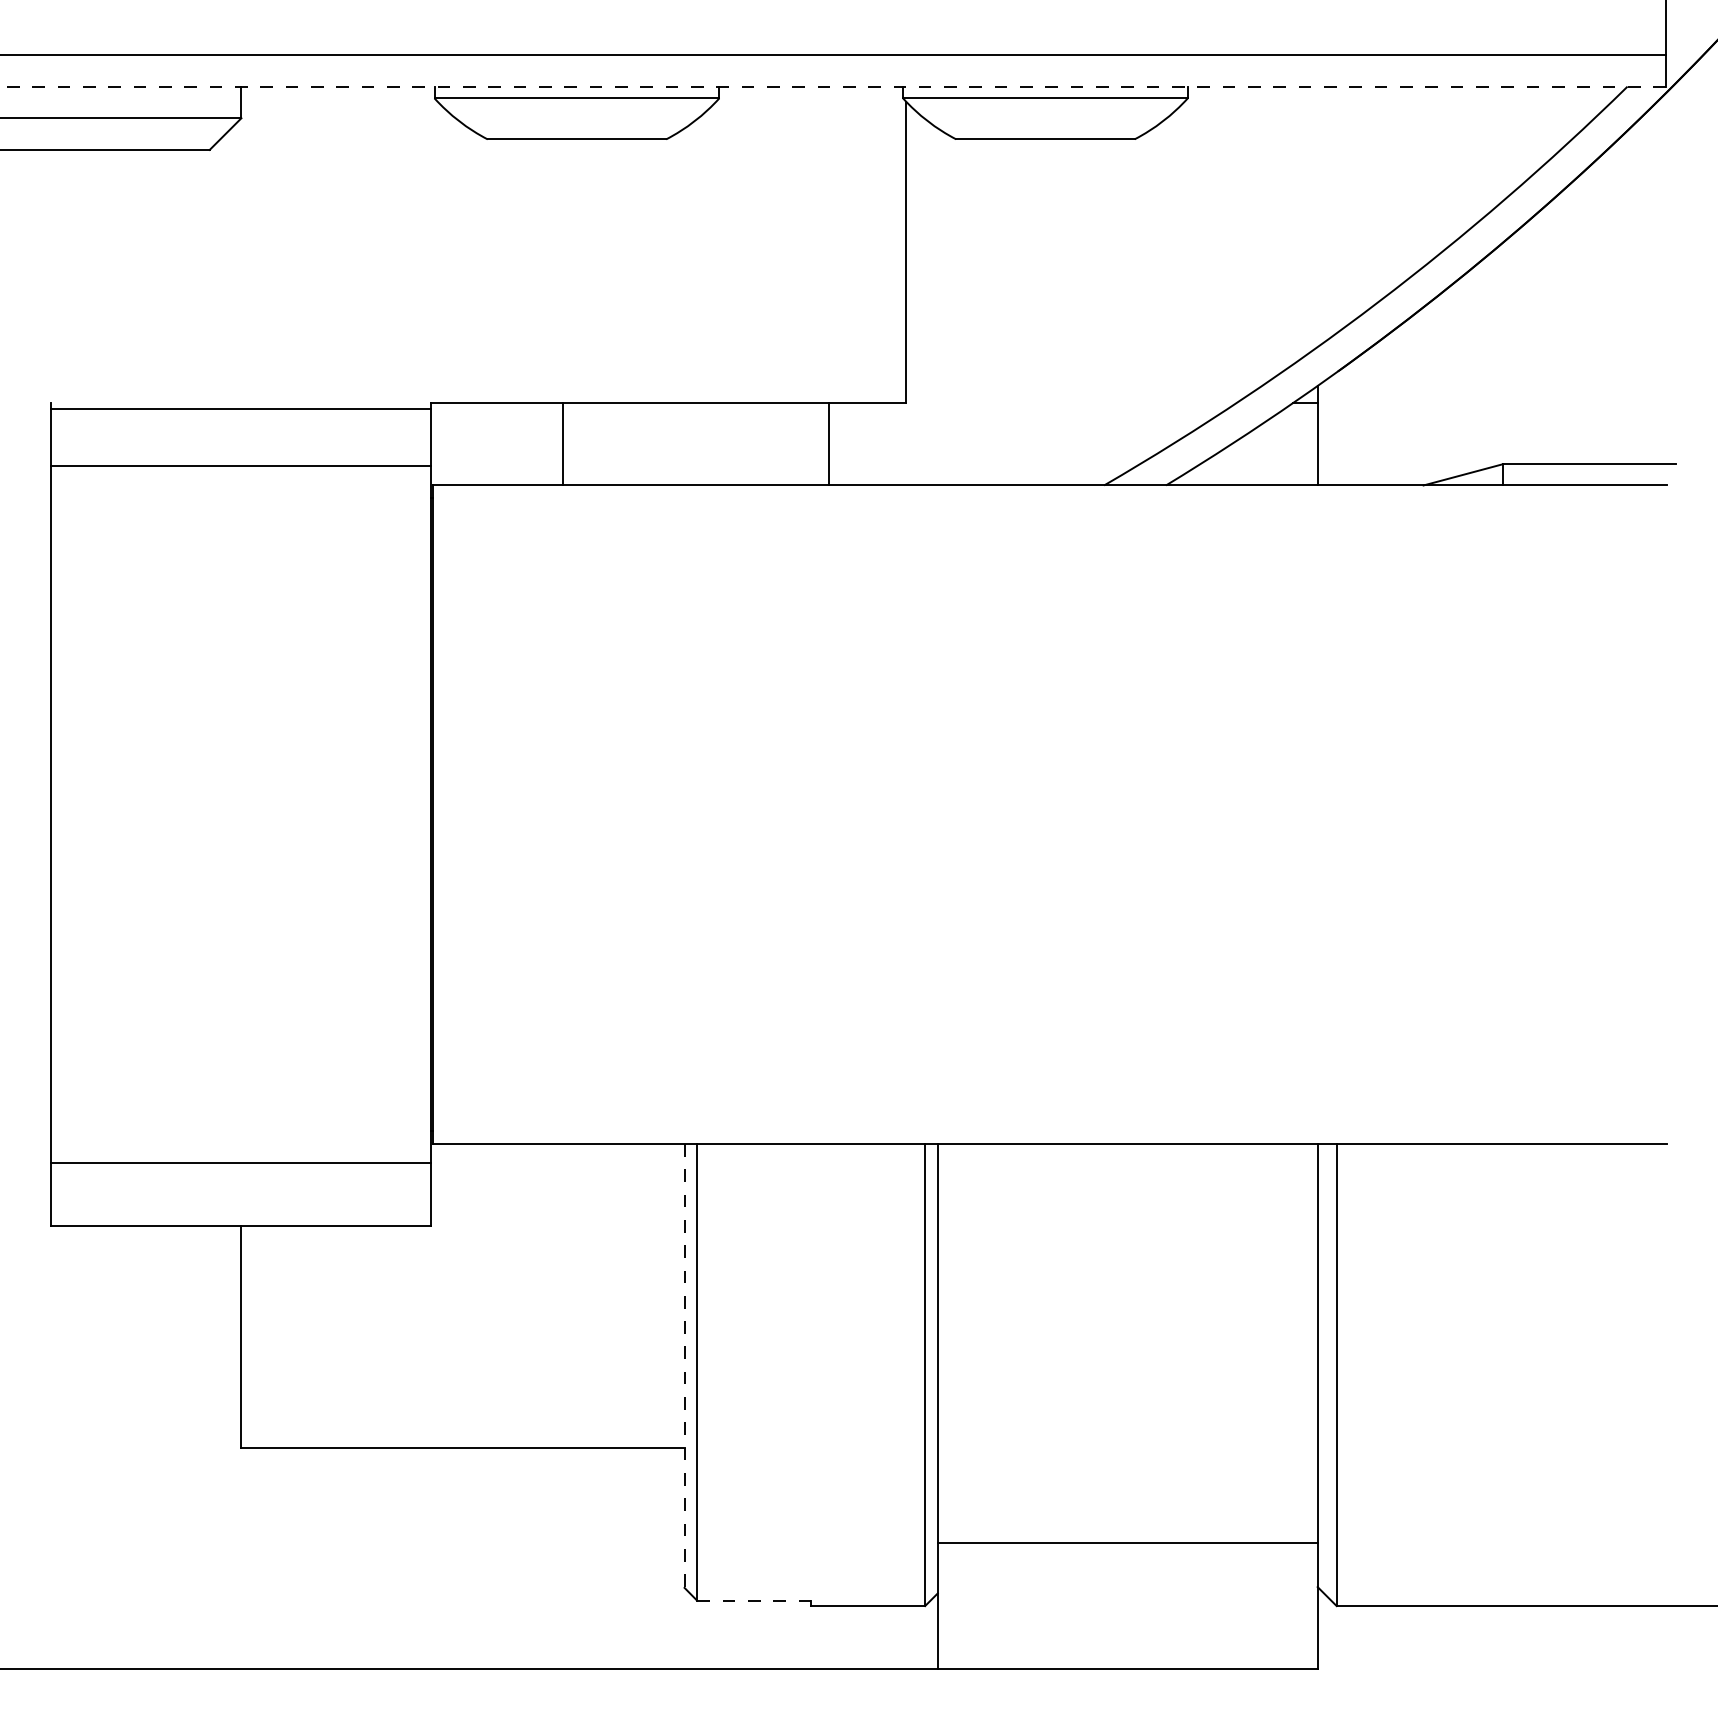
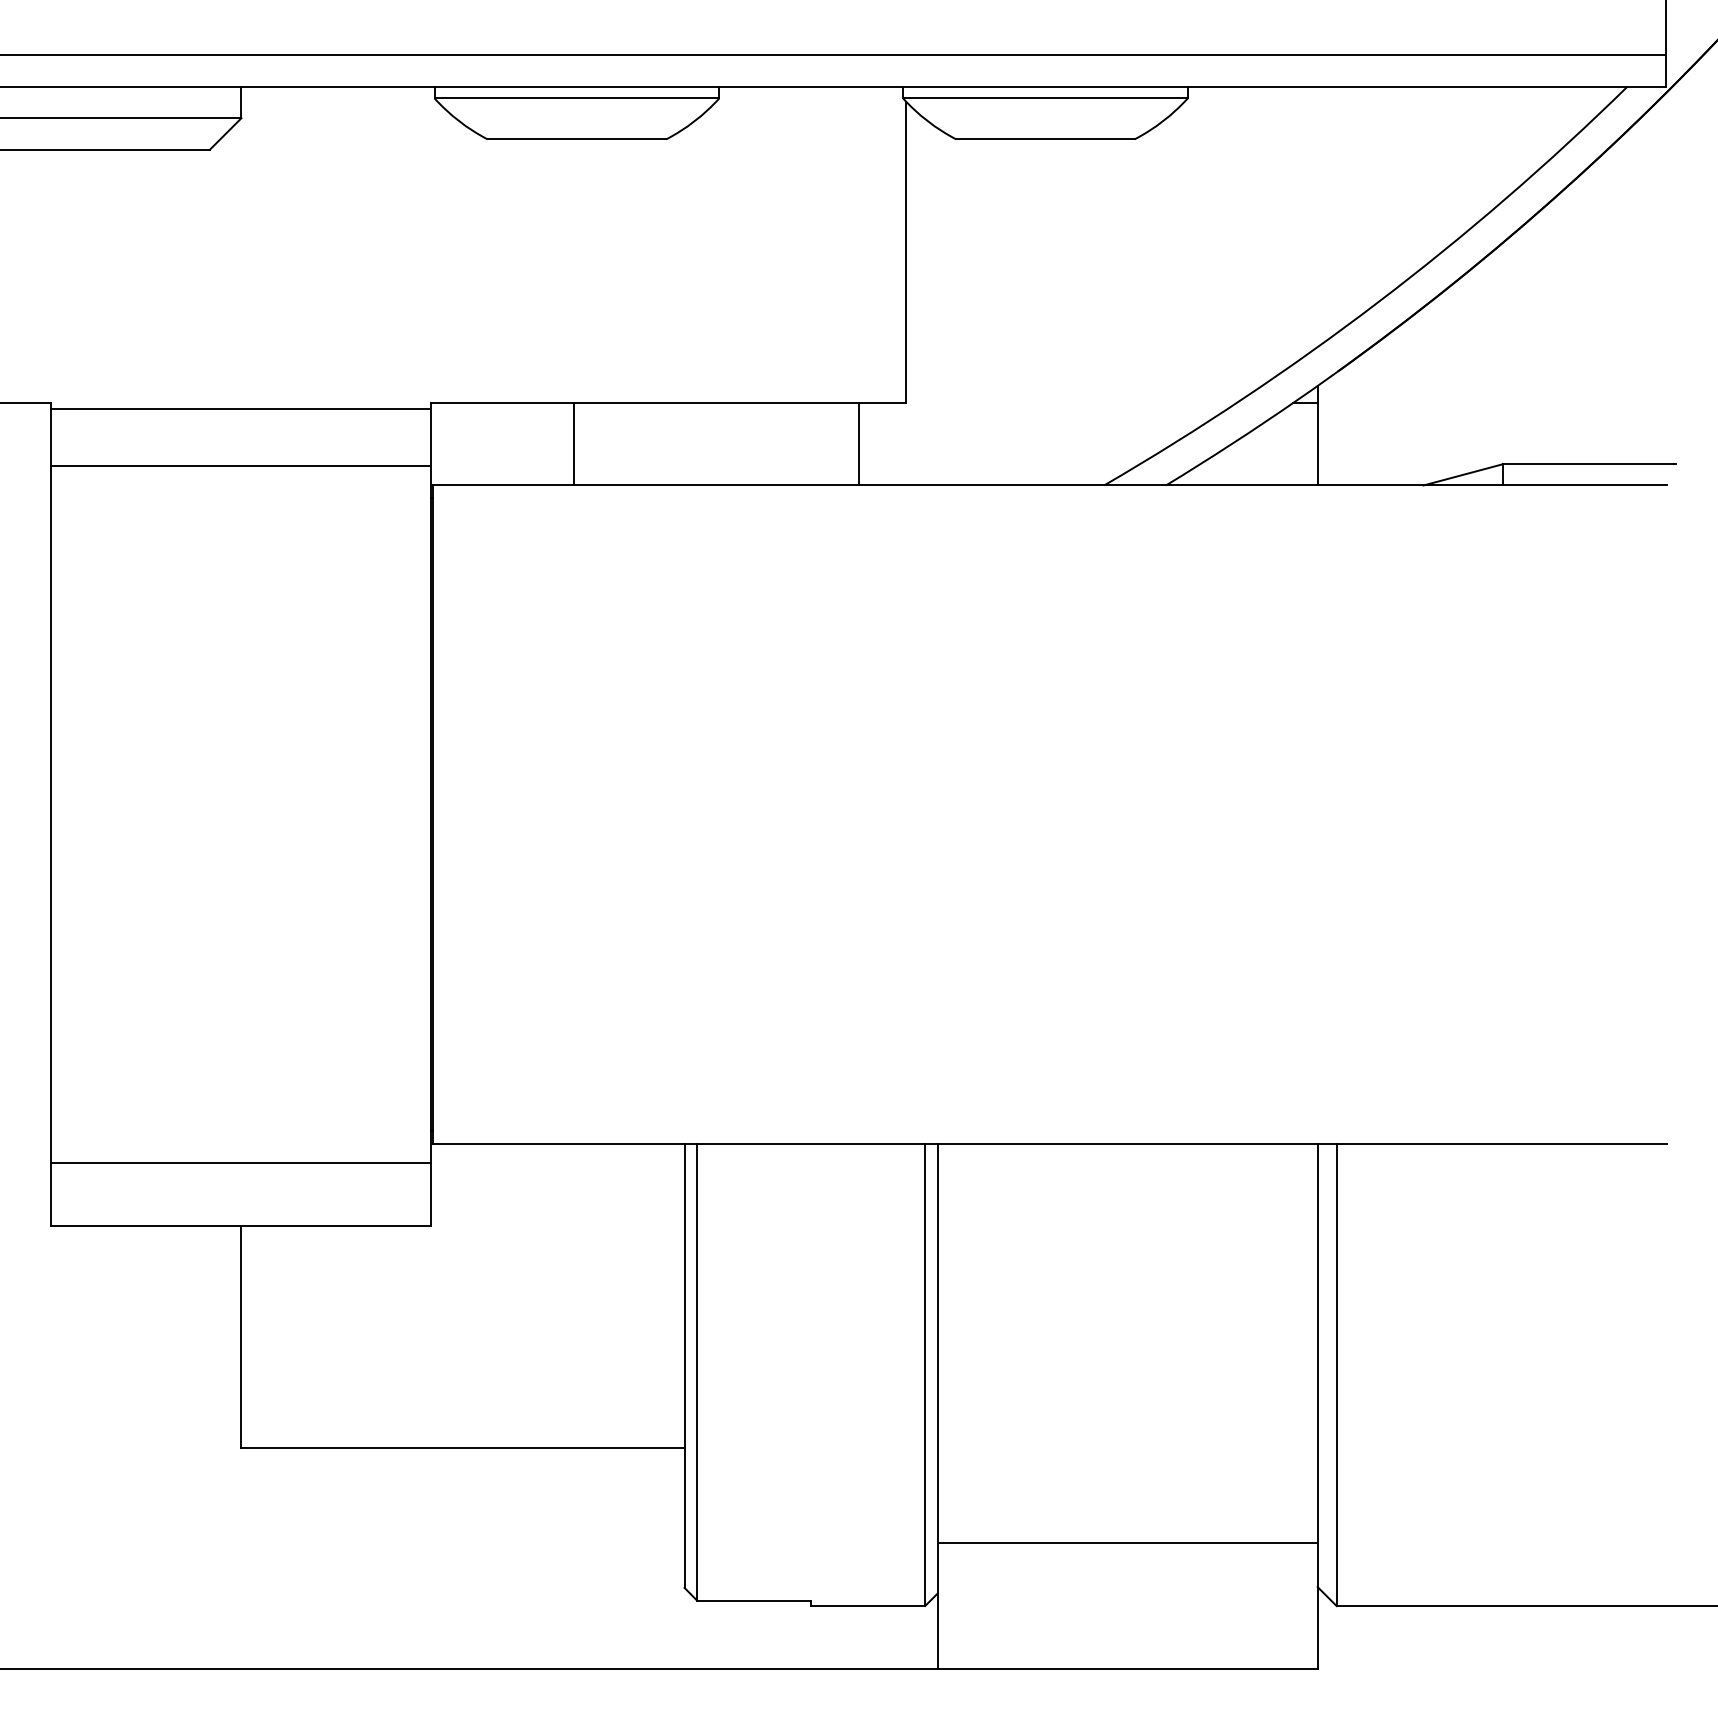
line: dashed -> solid (832, 86)
line: none -> present (26, 403)
line position: (562, 444) -> (573, 444) (573, 444)
line position: (828, 444) -> (858, 444) (858, 444)
line: dashed -> solid (684, 1366)
line: dashed -> solid (754, 1600)
